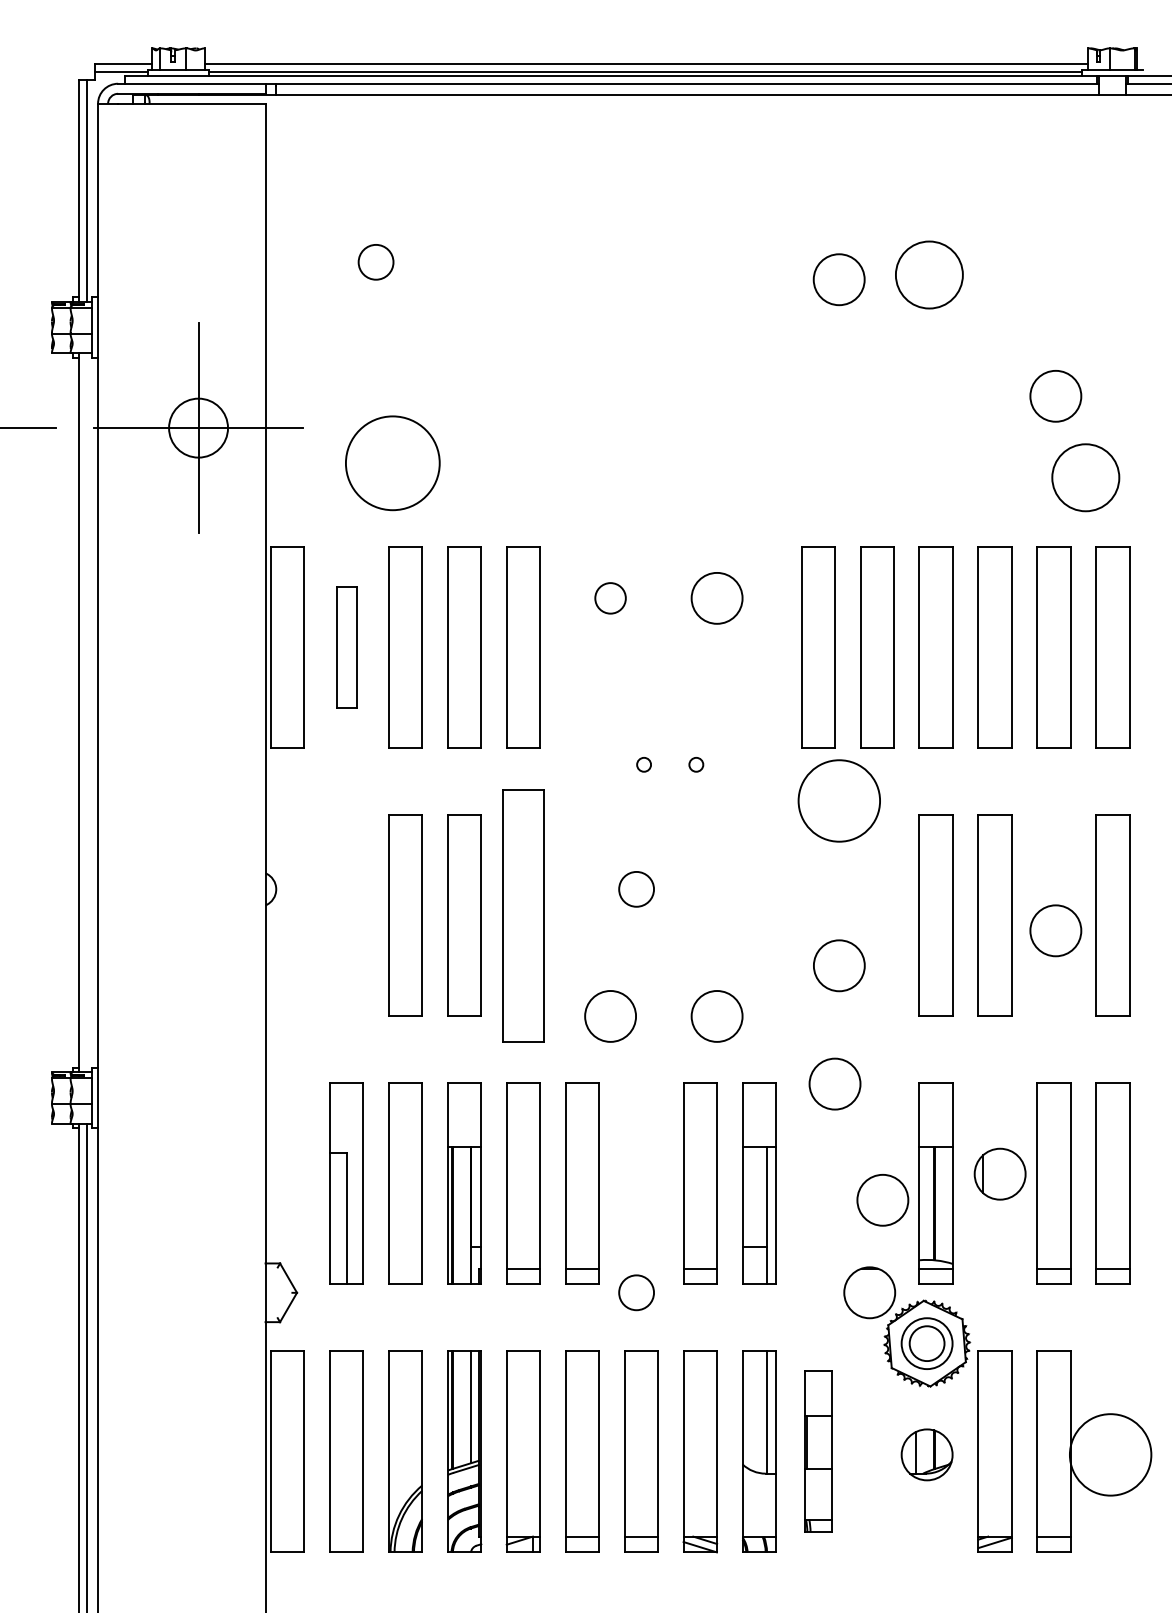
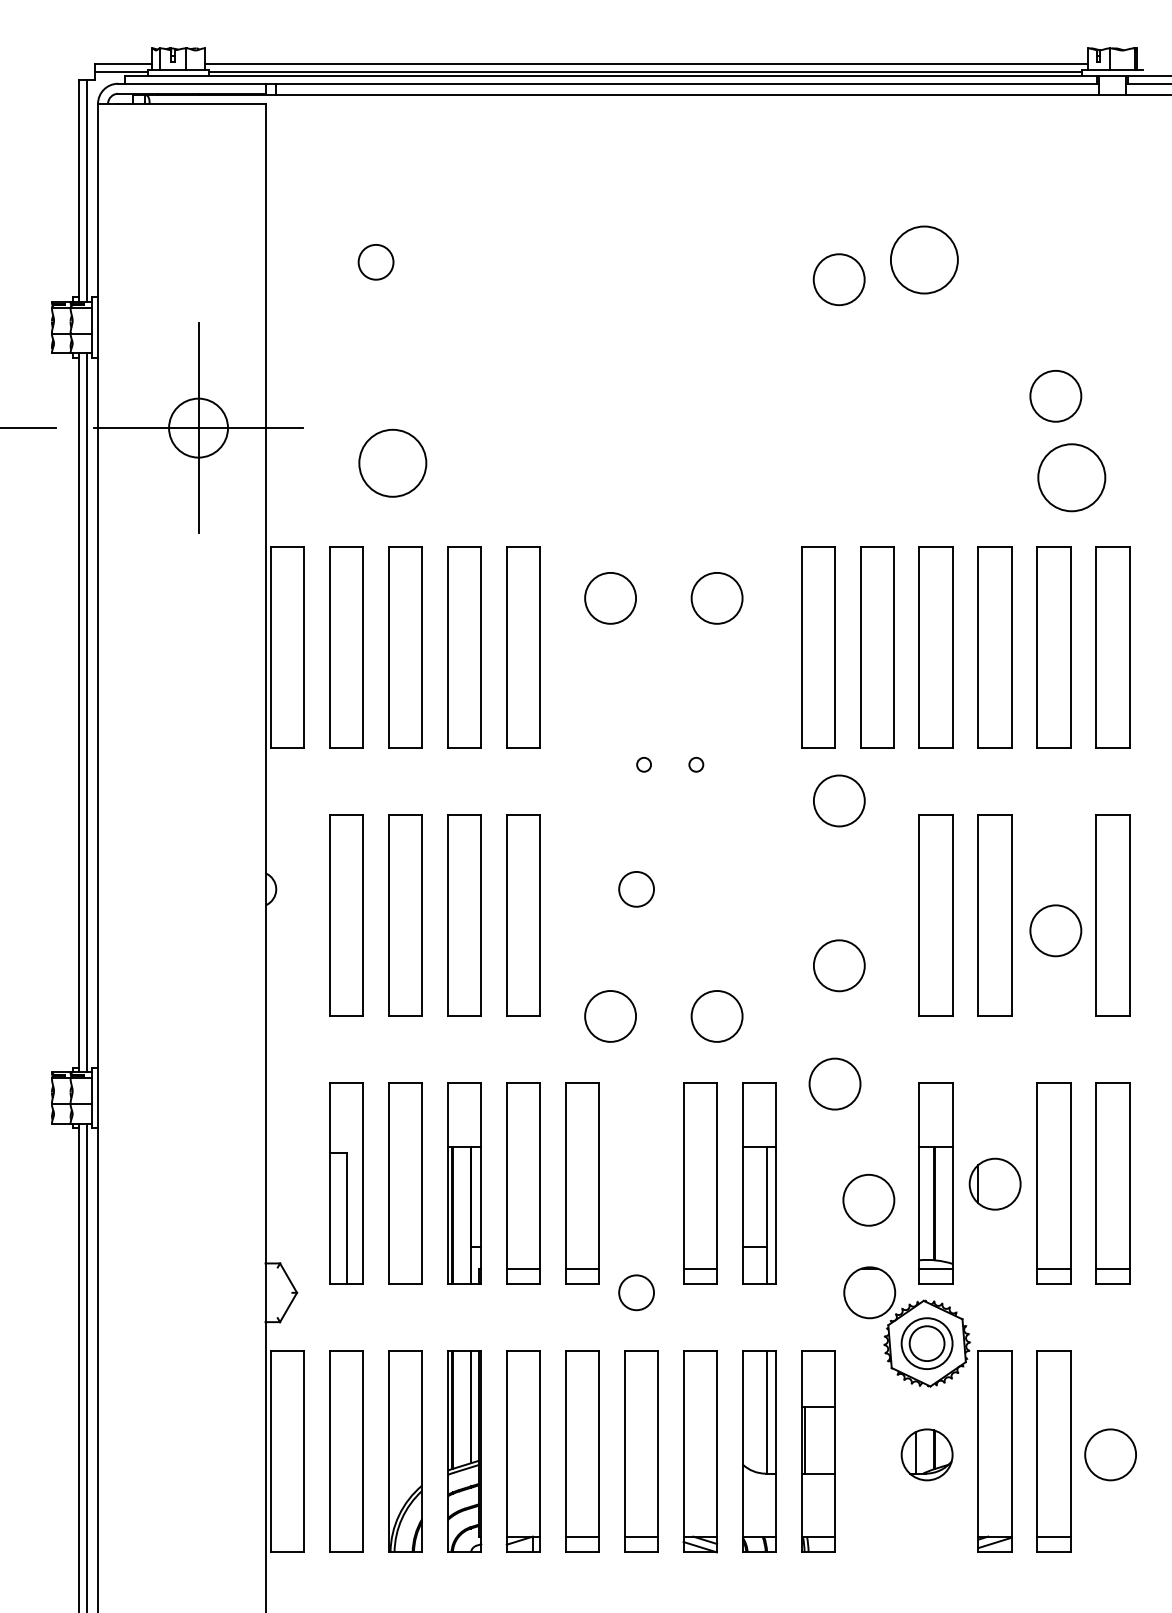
circle position: (929, 274) -> (924, 259) (924, 259)
circle diameter: 94 px -> 67 px (392, 462)
circle position: (1085, 477) -> (1071, 477) (1071, 477)
circle diameter: 31 px -> 51 px (610, 597)
part size: 22x123 px -> 35x203 px (346, 647)
line: none -> present (87, 712)
circle diameter: 81 px -> 51 px (838, 800)
part: none -> present (346, 915)
part size: 43x254 px -> 35x203 px (523, 915)
part position: (999, 1173) -> (994, 1183) (994, 1183)
circle position: (882, 1200) -> (868, 1200) (868, 1200)
part size: 29x163 px -> 35x203 px (818, 1451)
circle diameter: 81 px -> 51 px (1110, 1454)
